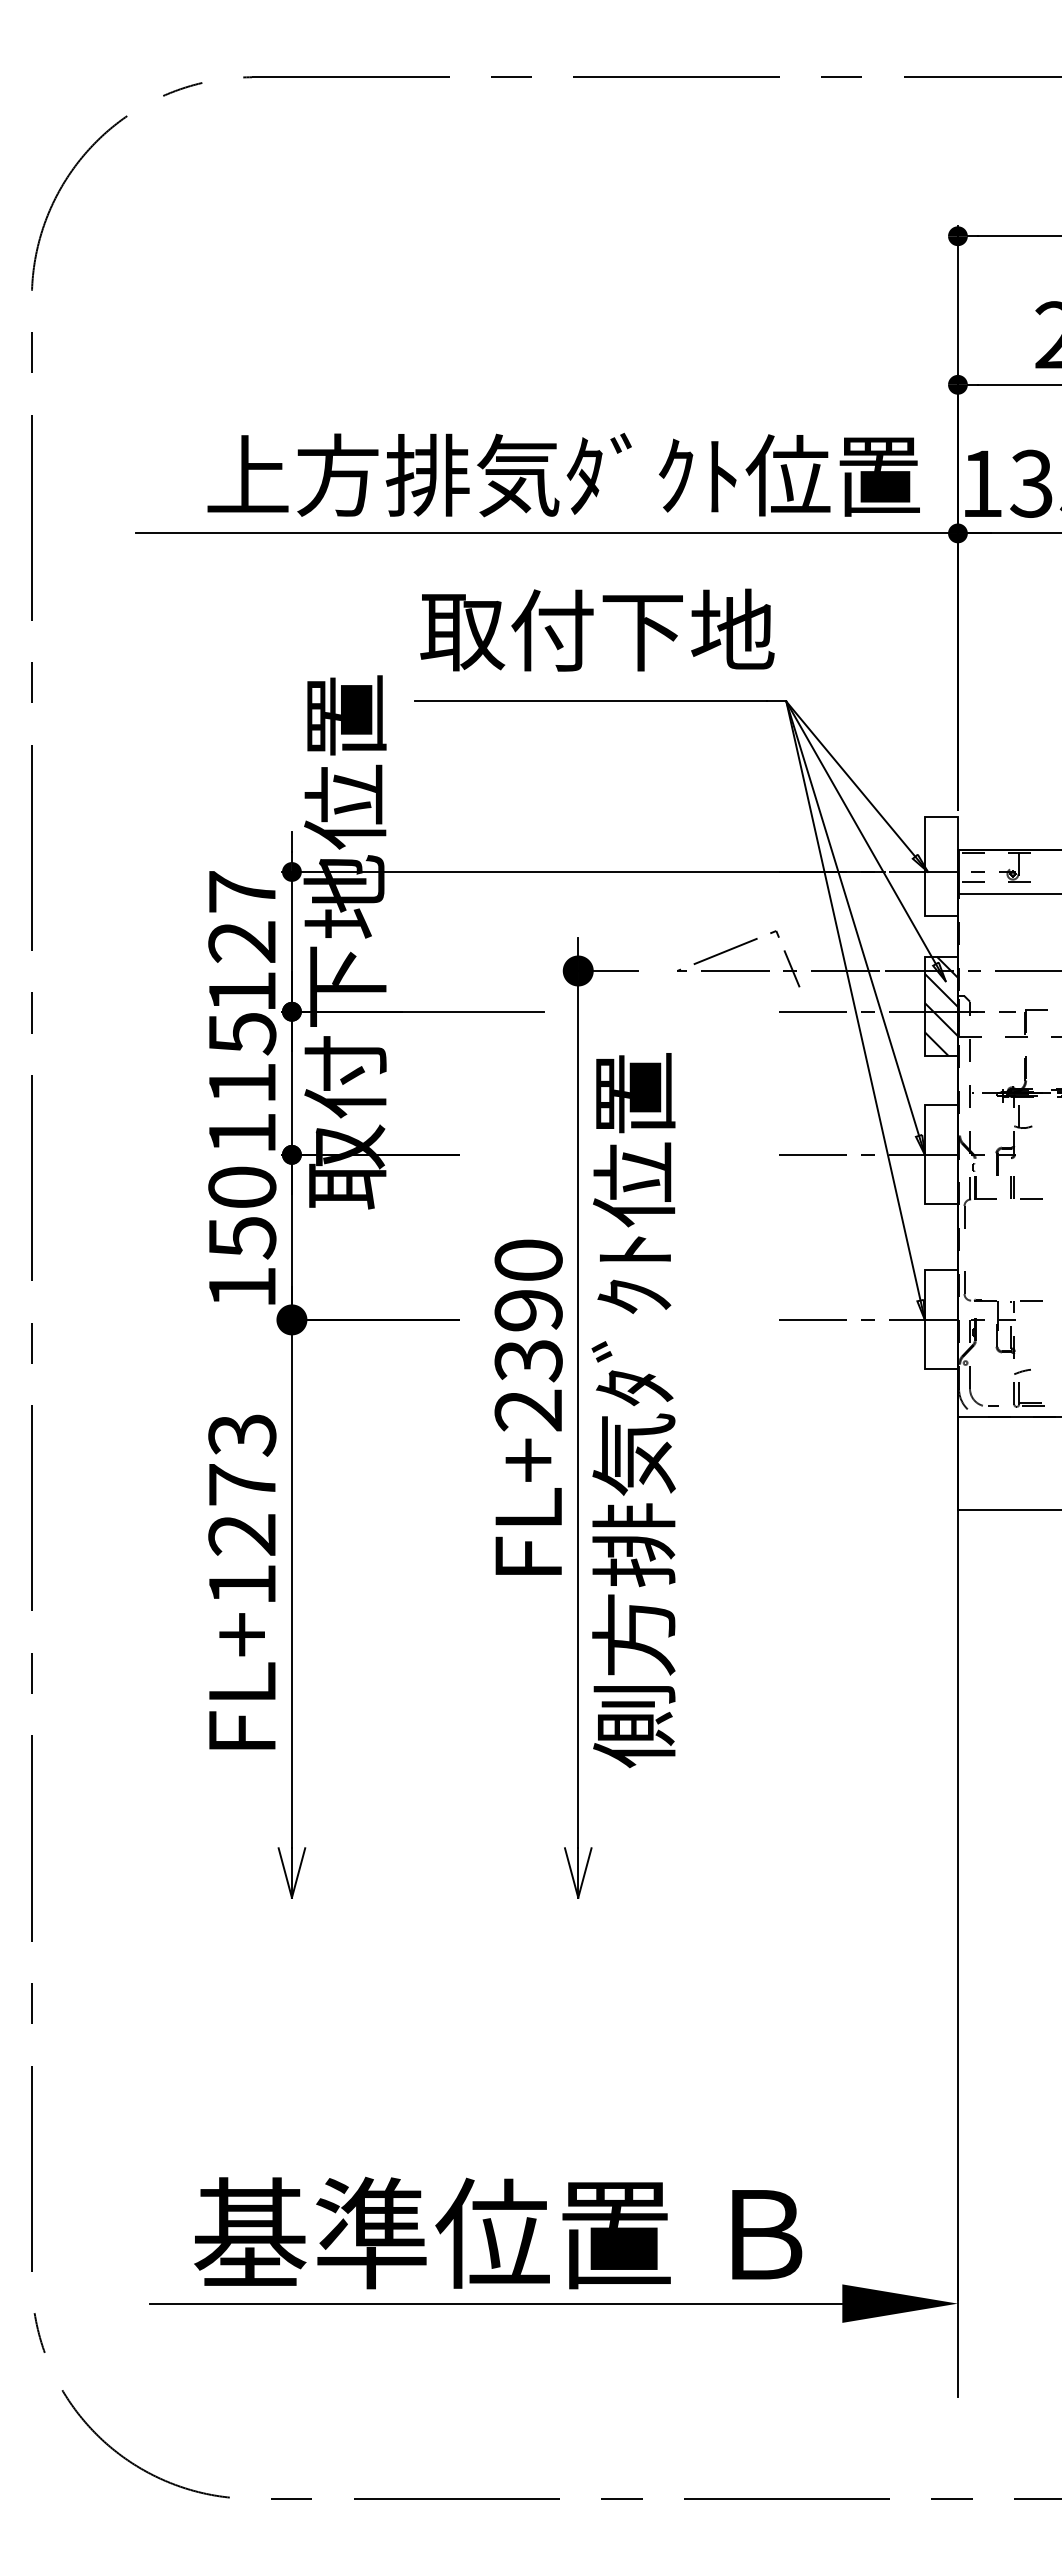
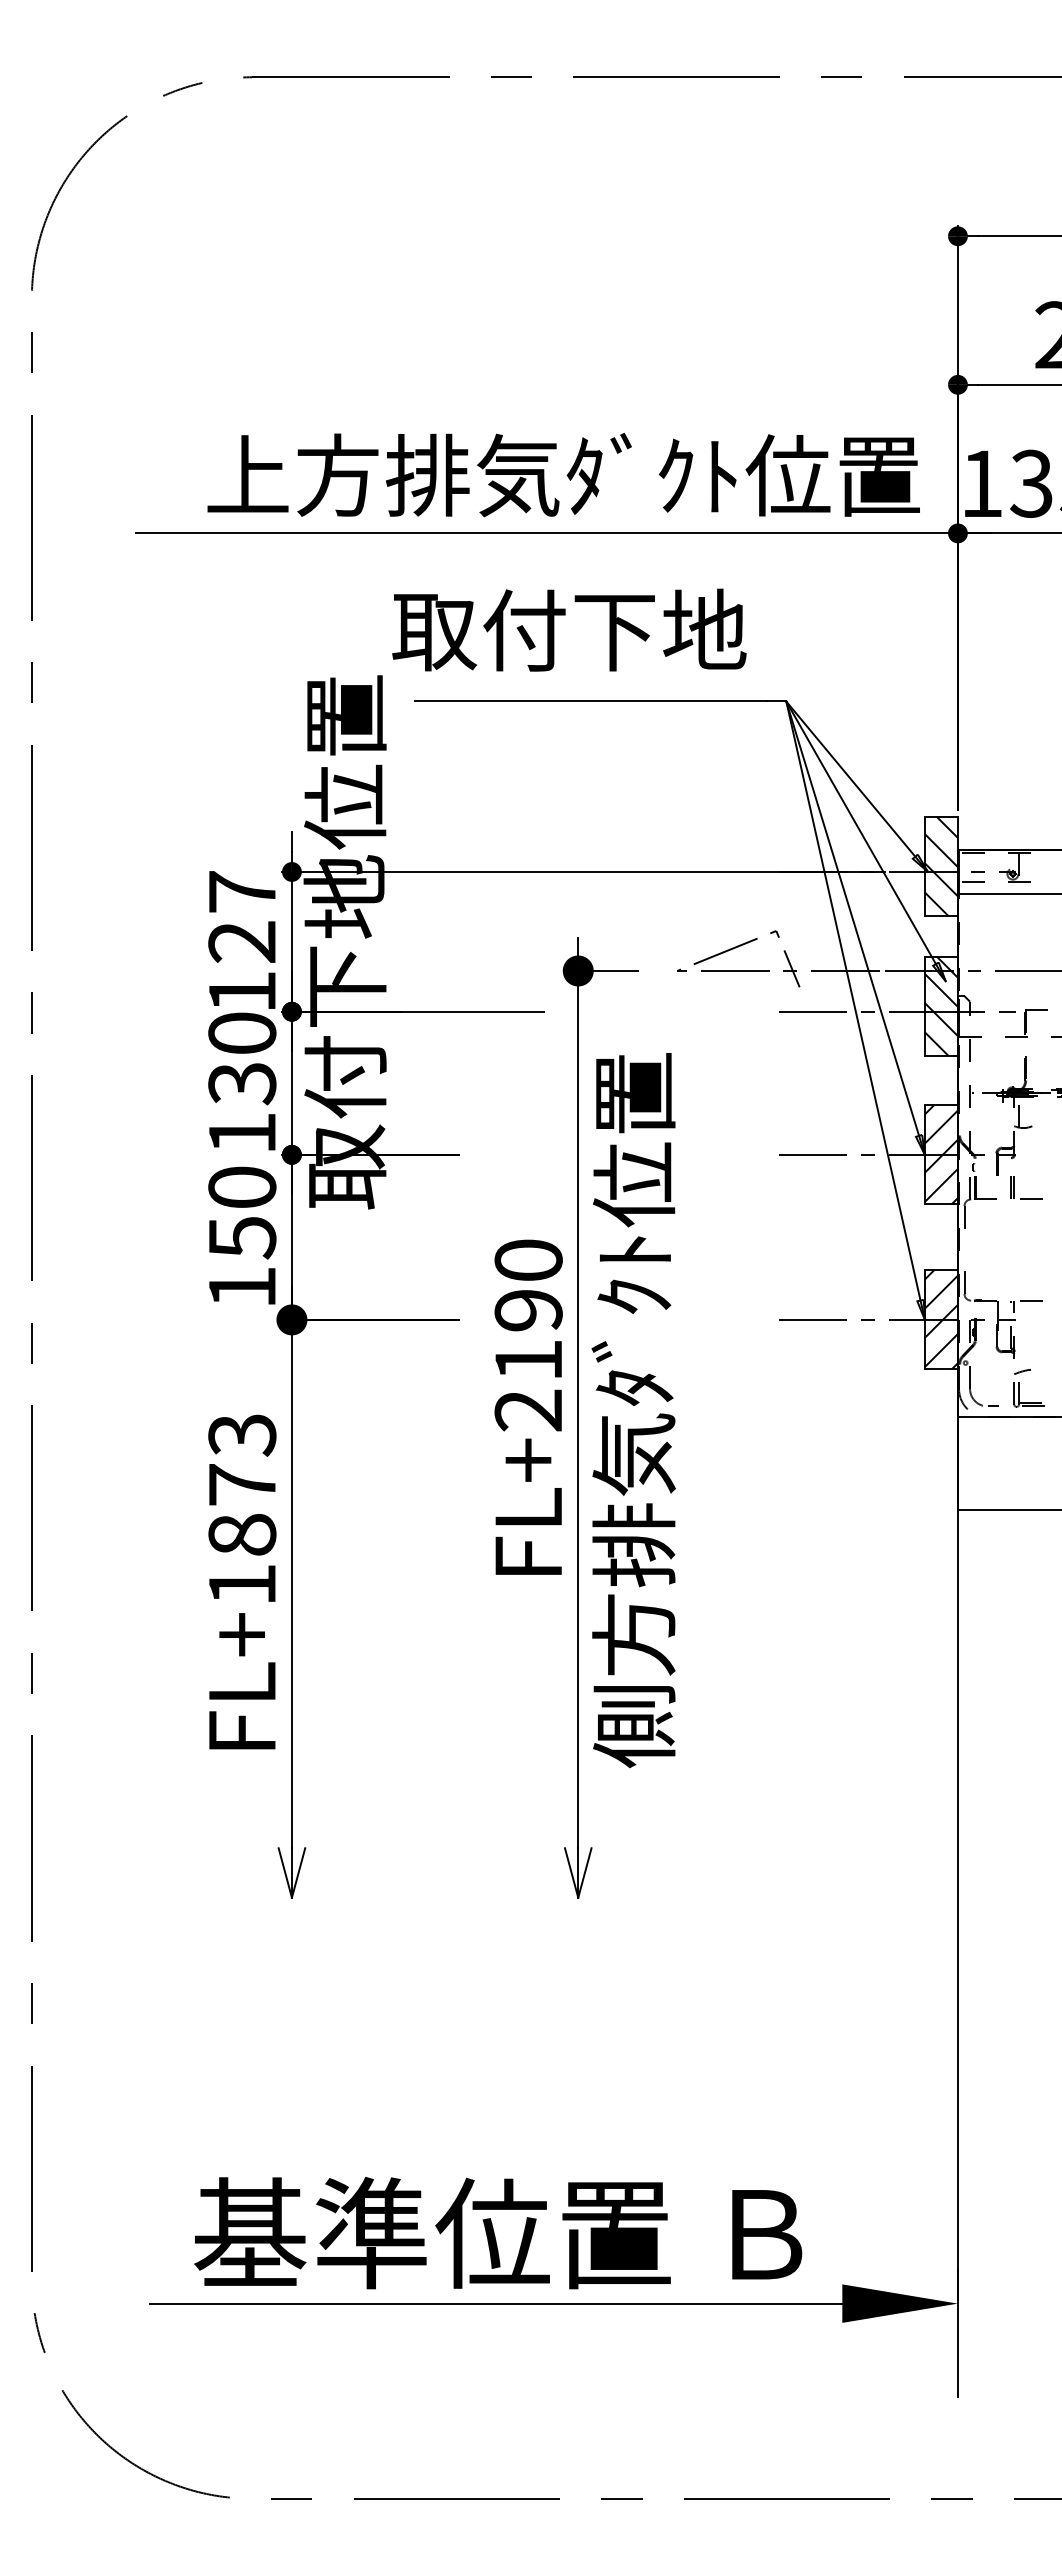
text position: (597, 629) -> (569, 629) (569, 629)
hatch: none -> present (940, 865)
text: 115 -> 130 (242, 1058)
hatch: none -> present (940, 1154)
hatch: none -> present (940, 1319)
text: FL+2390 -> FL+2190 (528, 1361)
text: FL+1273 -> FL+1873 (242, 1534)
